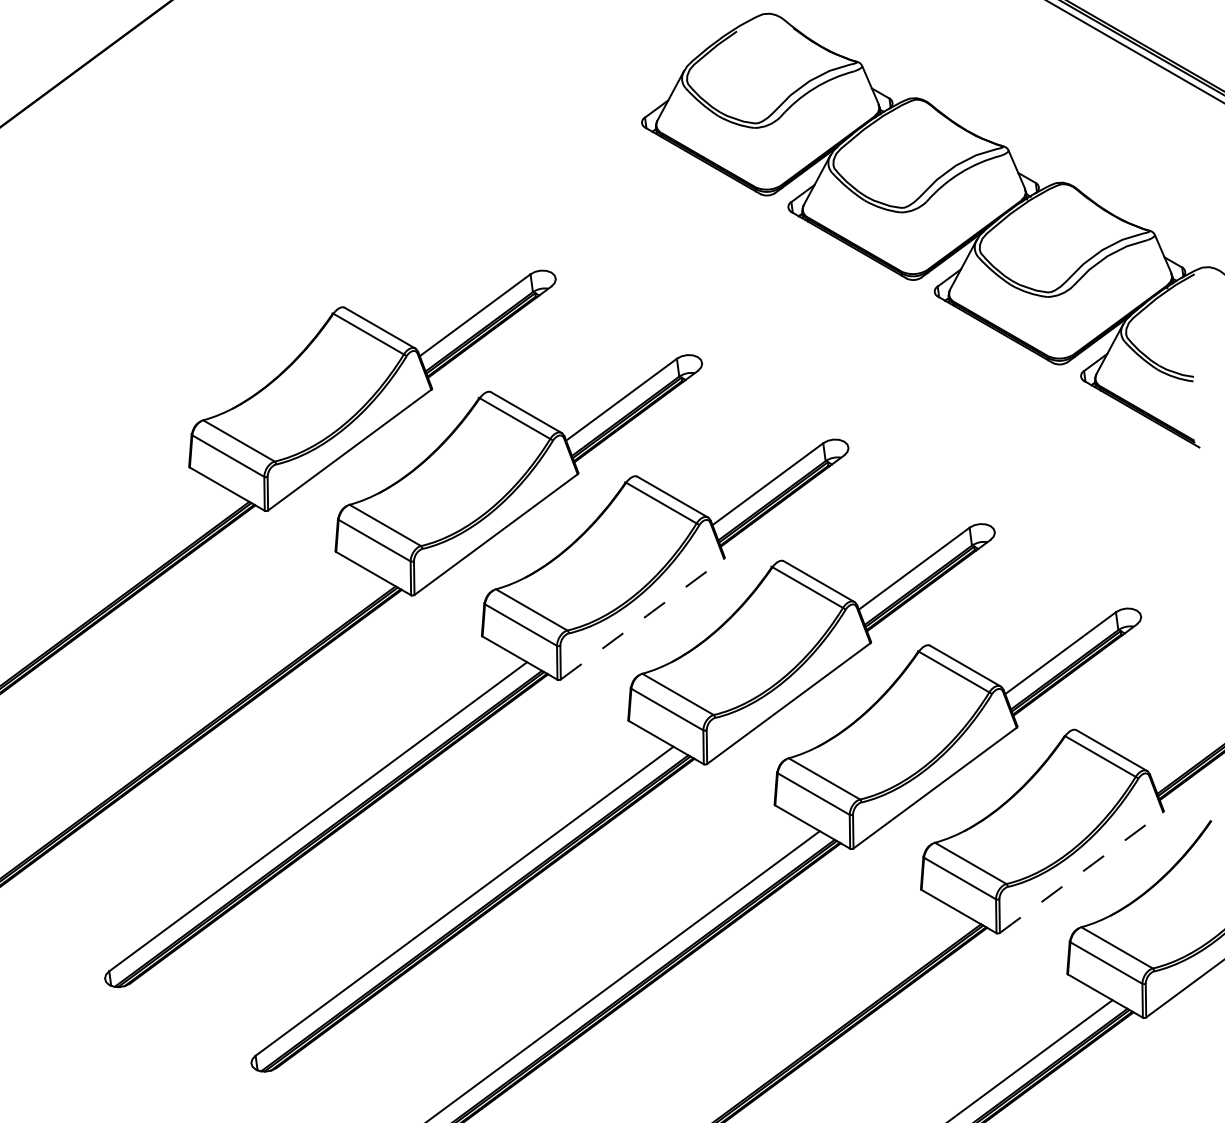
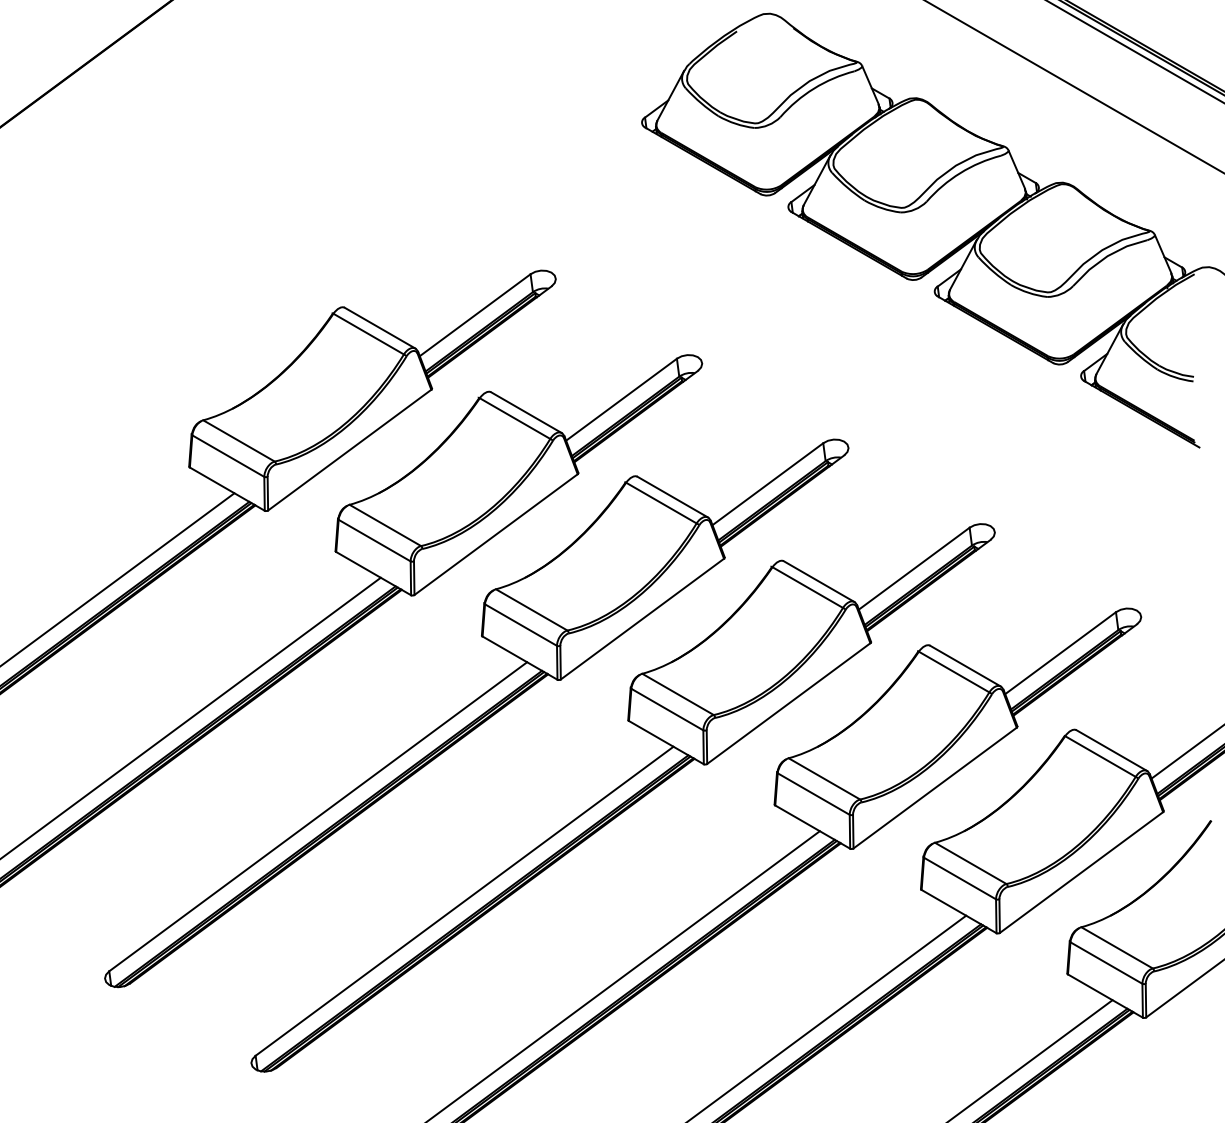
line: none -> present (1074, 86)
line: none -> present (118, 578)
line: dashed -> solid (642, 619)
line: none -> present (191, 717)
line: none -> present (1186, 752)
line: dashed -> solid (1081, 872)
line: none -> present (828, 1017)
